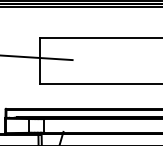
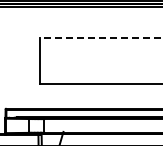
line: solid -> dashed (101, 38)
line: present -> none (37, 57)
